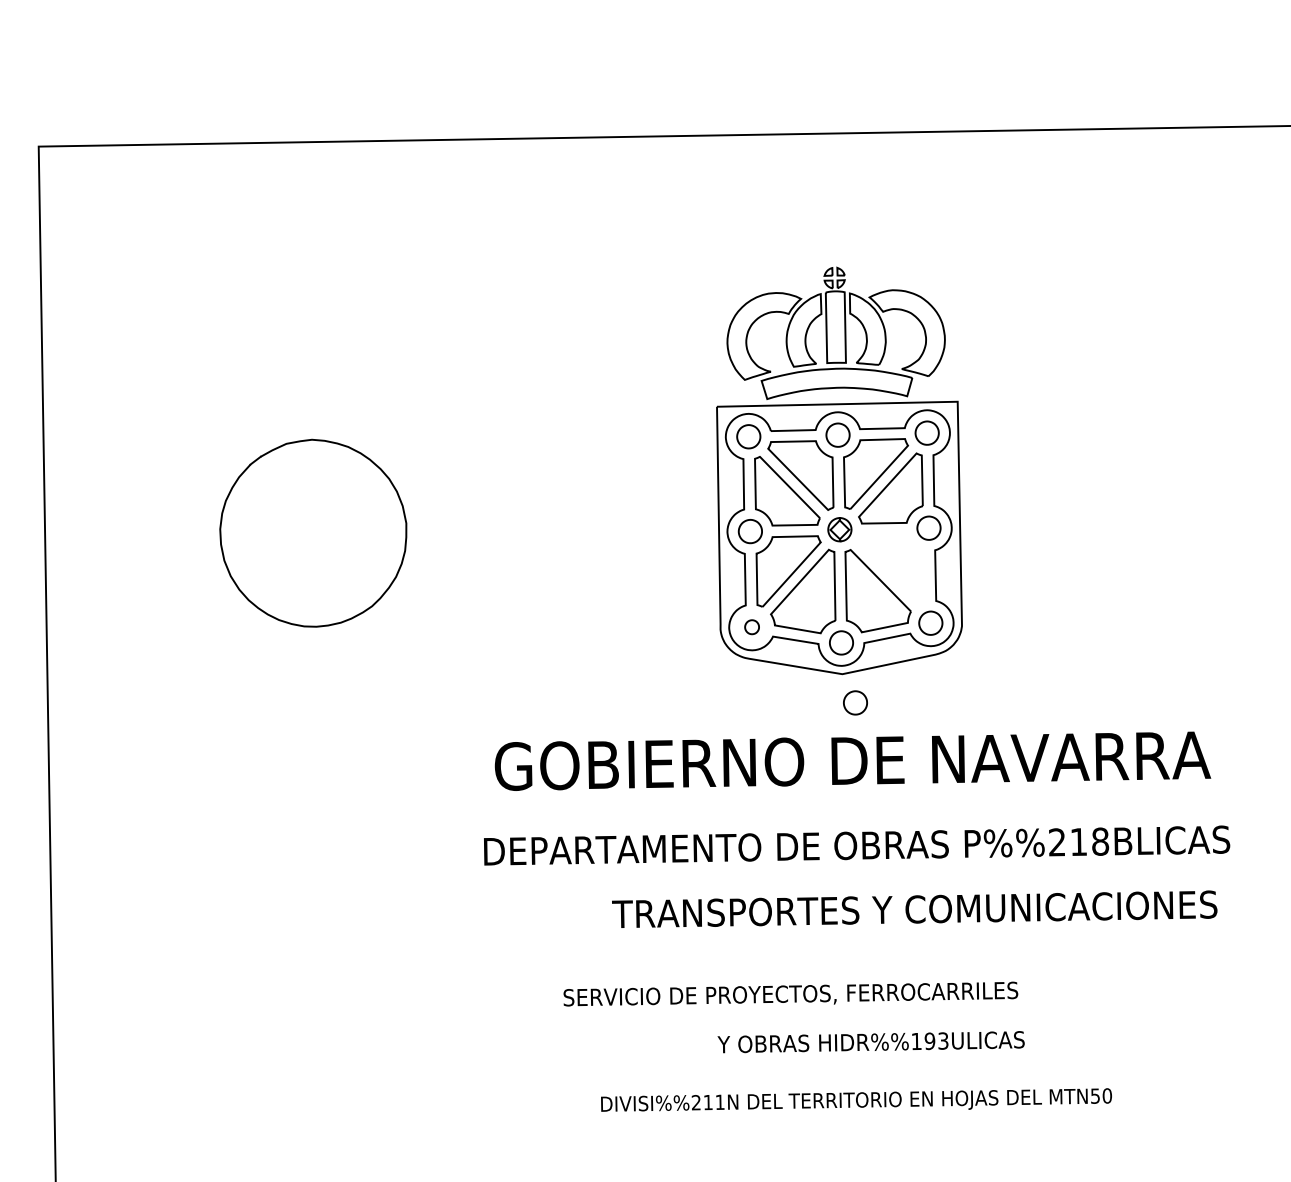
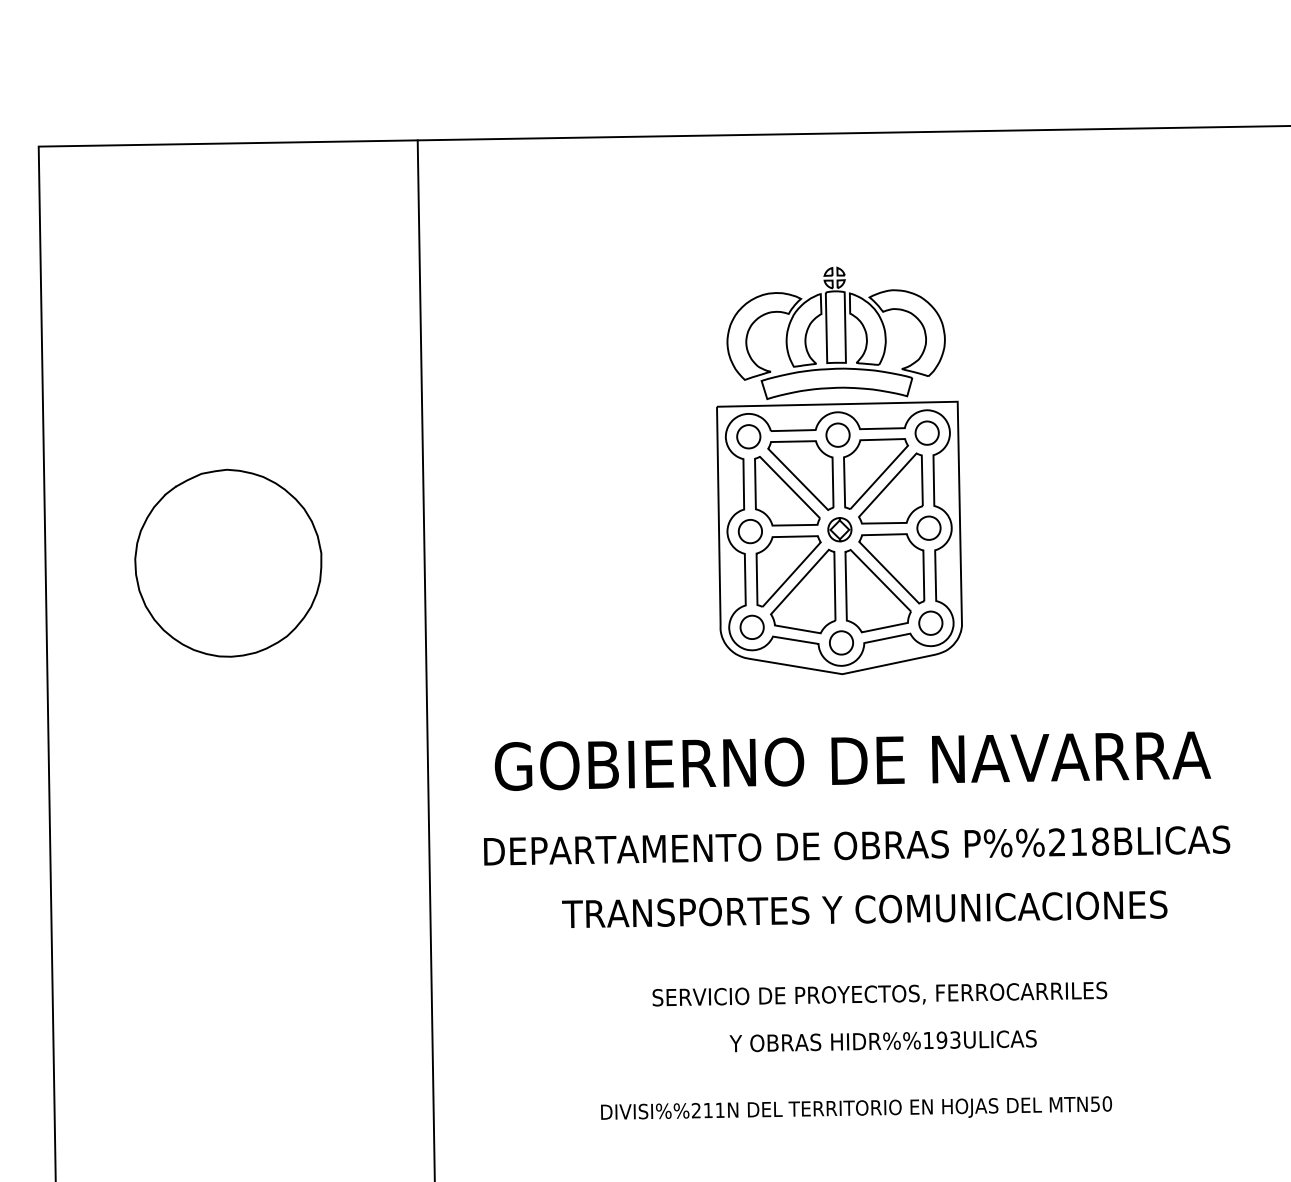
part position: (313, 532) -> (228, 562) (228, 562)
part: none -> present (891, 568)
part size: 16x17 px -> 26x26 px (751, 626)
line: none -> present (425, 659)
part: present -> none (855, 702)
text position: (914, 908) -> (864, 908) (864, 908)
text position: (790, 993) -> (879, 993) (879, 993)
text position: (870, 1042) -> (882, 1041) (882, 1041)
text position: (856, 1099) -> (856, 1107) (856, 1107)
